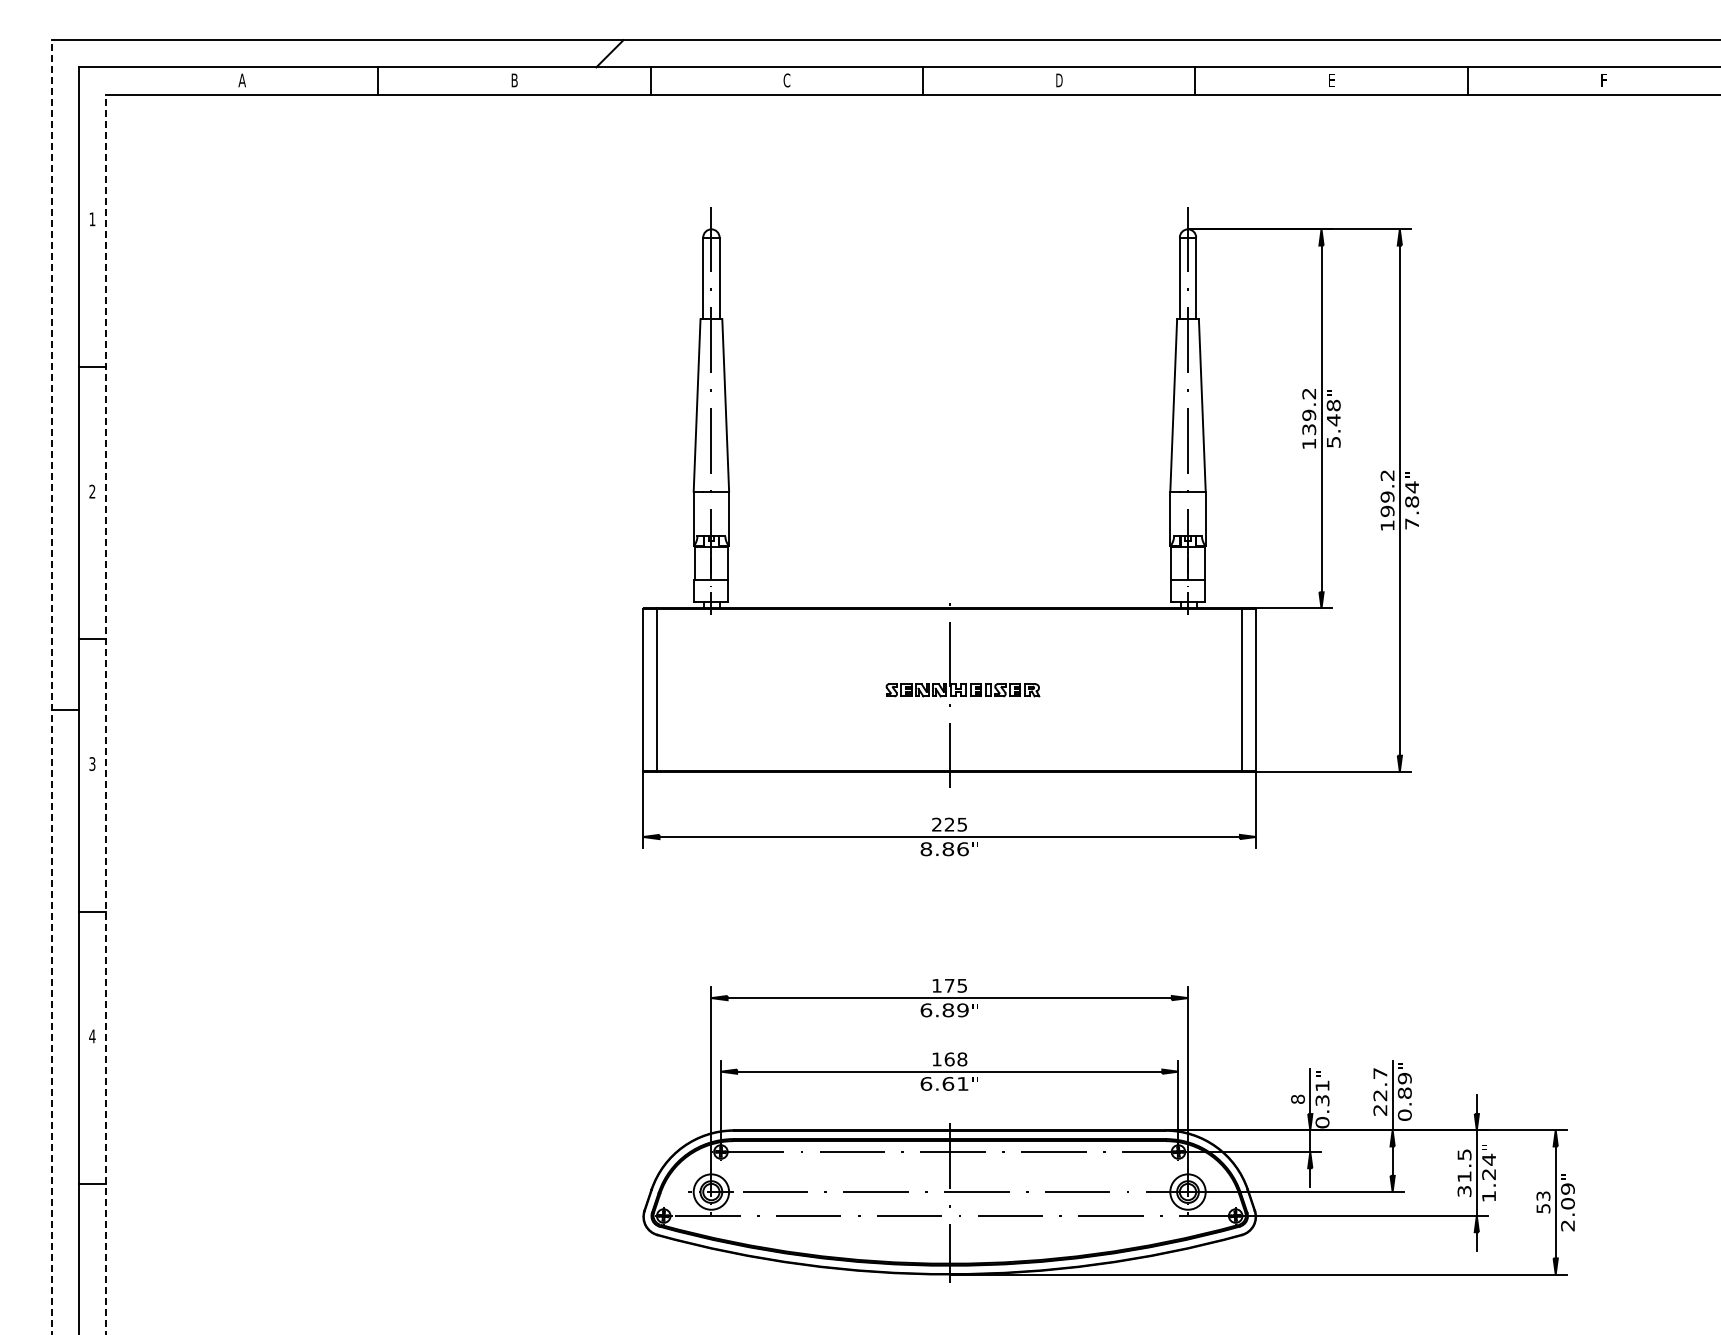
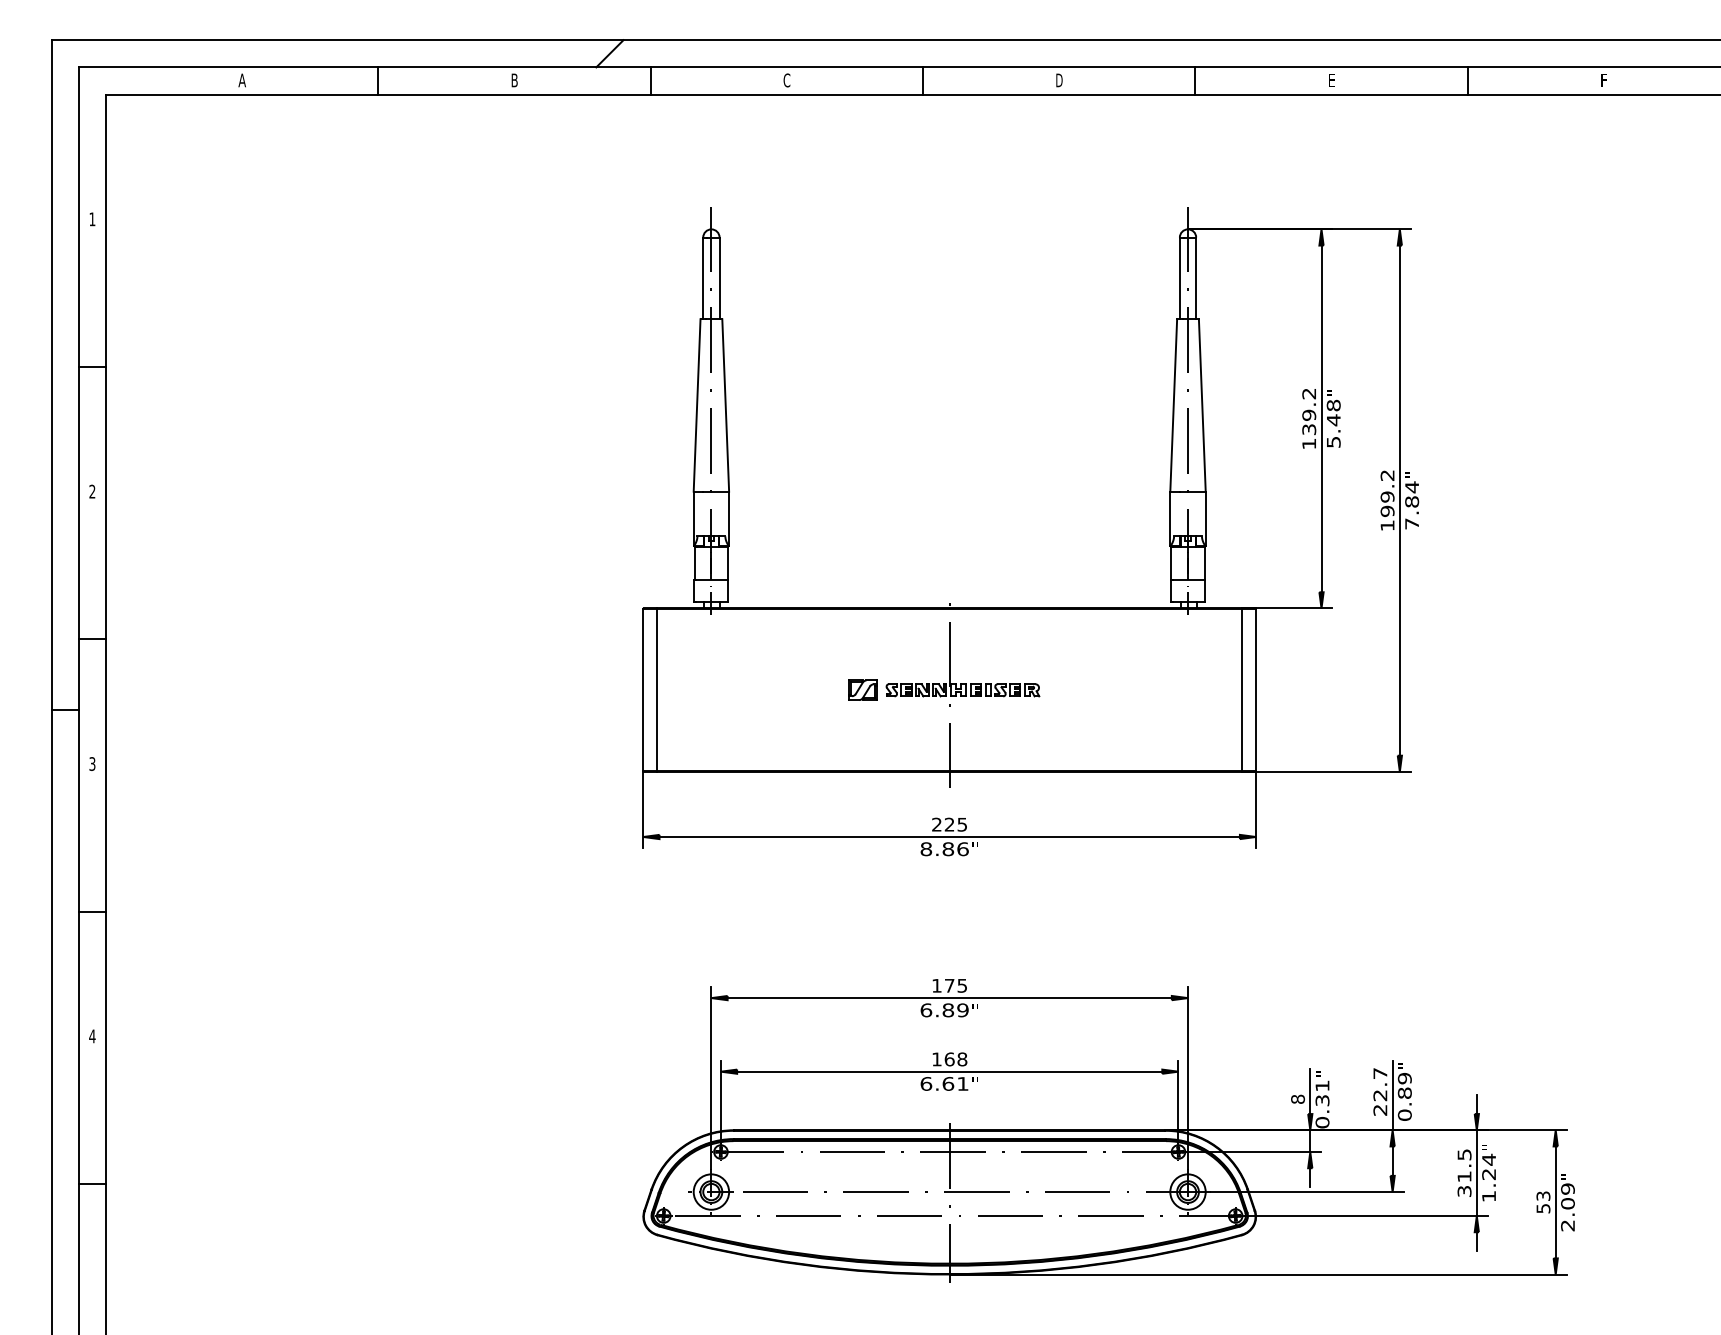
line: dashed -> solid (51, 687)
part: none -> present (862, 689)
line: dashed -> solid (106, 714)
